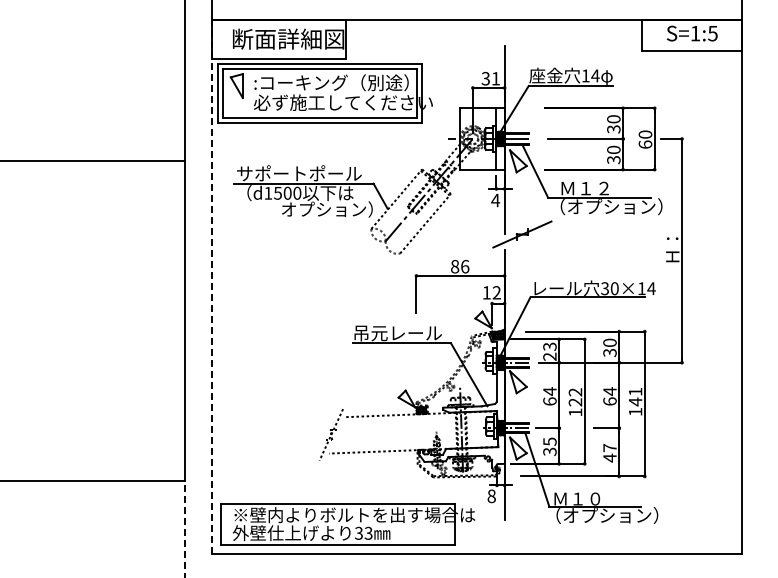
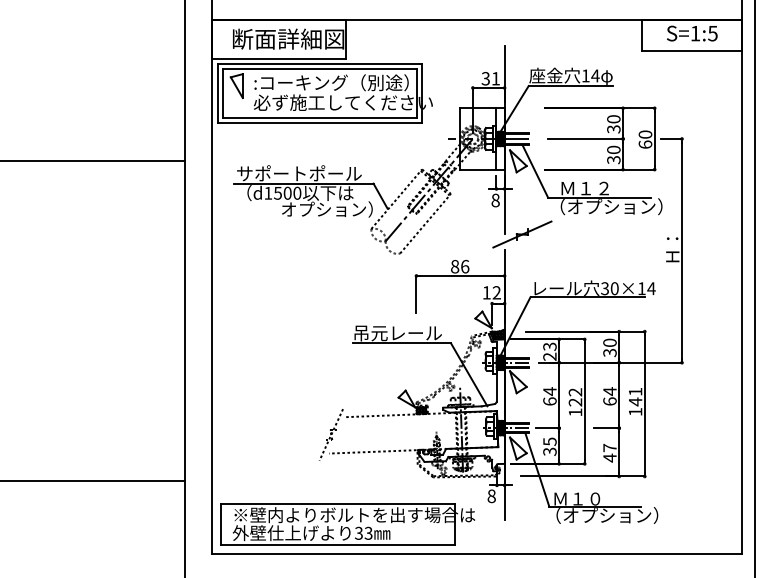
text: 4 -> 8 (495, 200)
line: dashed -> solid (212, 287)
line: none -> present (754, 288)
line: dashed -> solid (184, 528)
